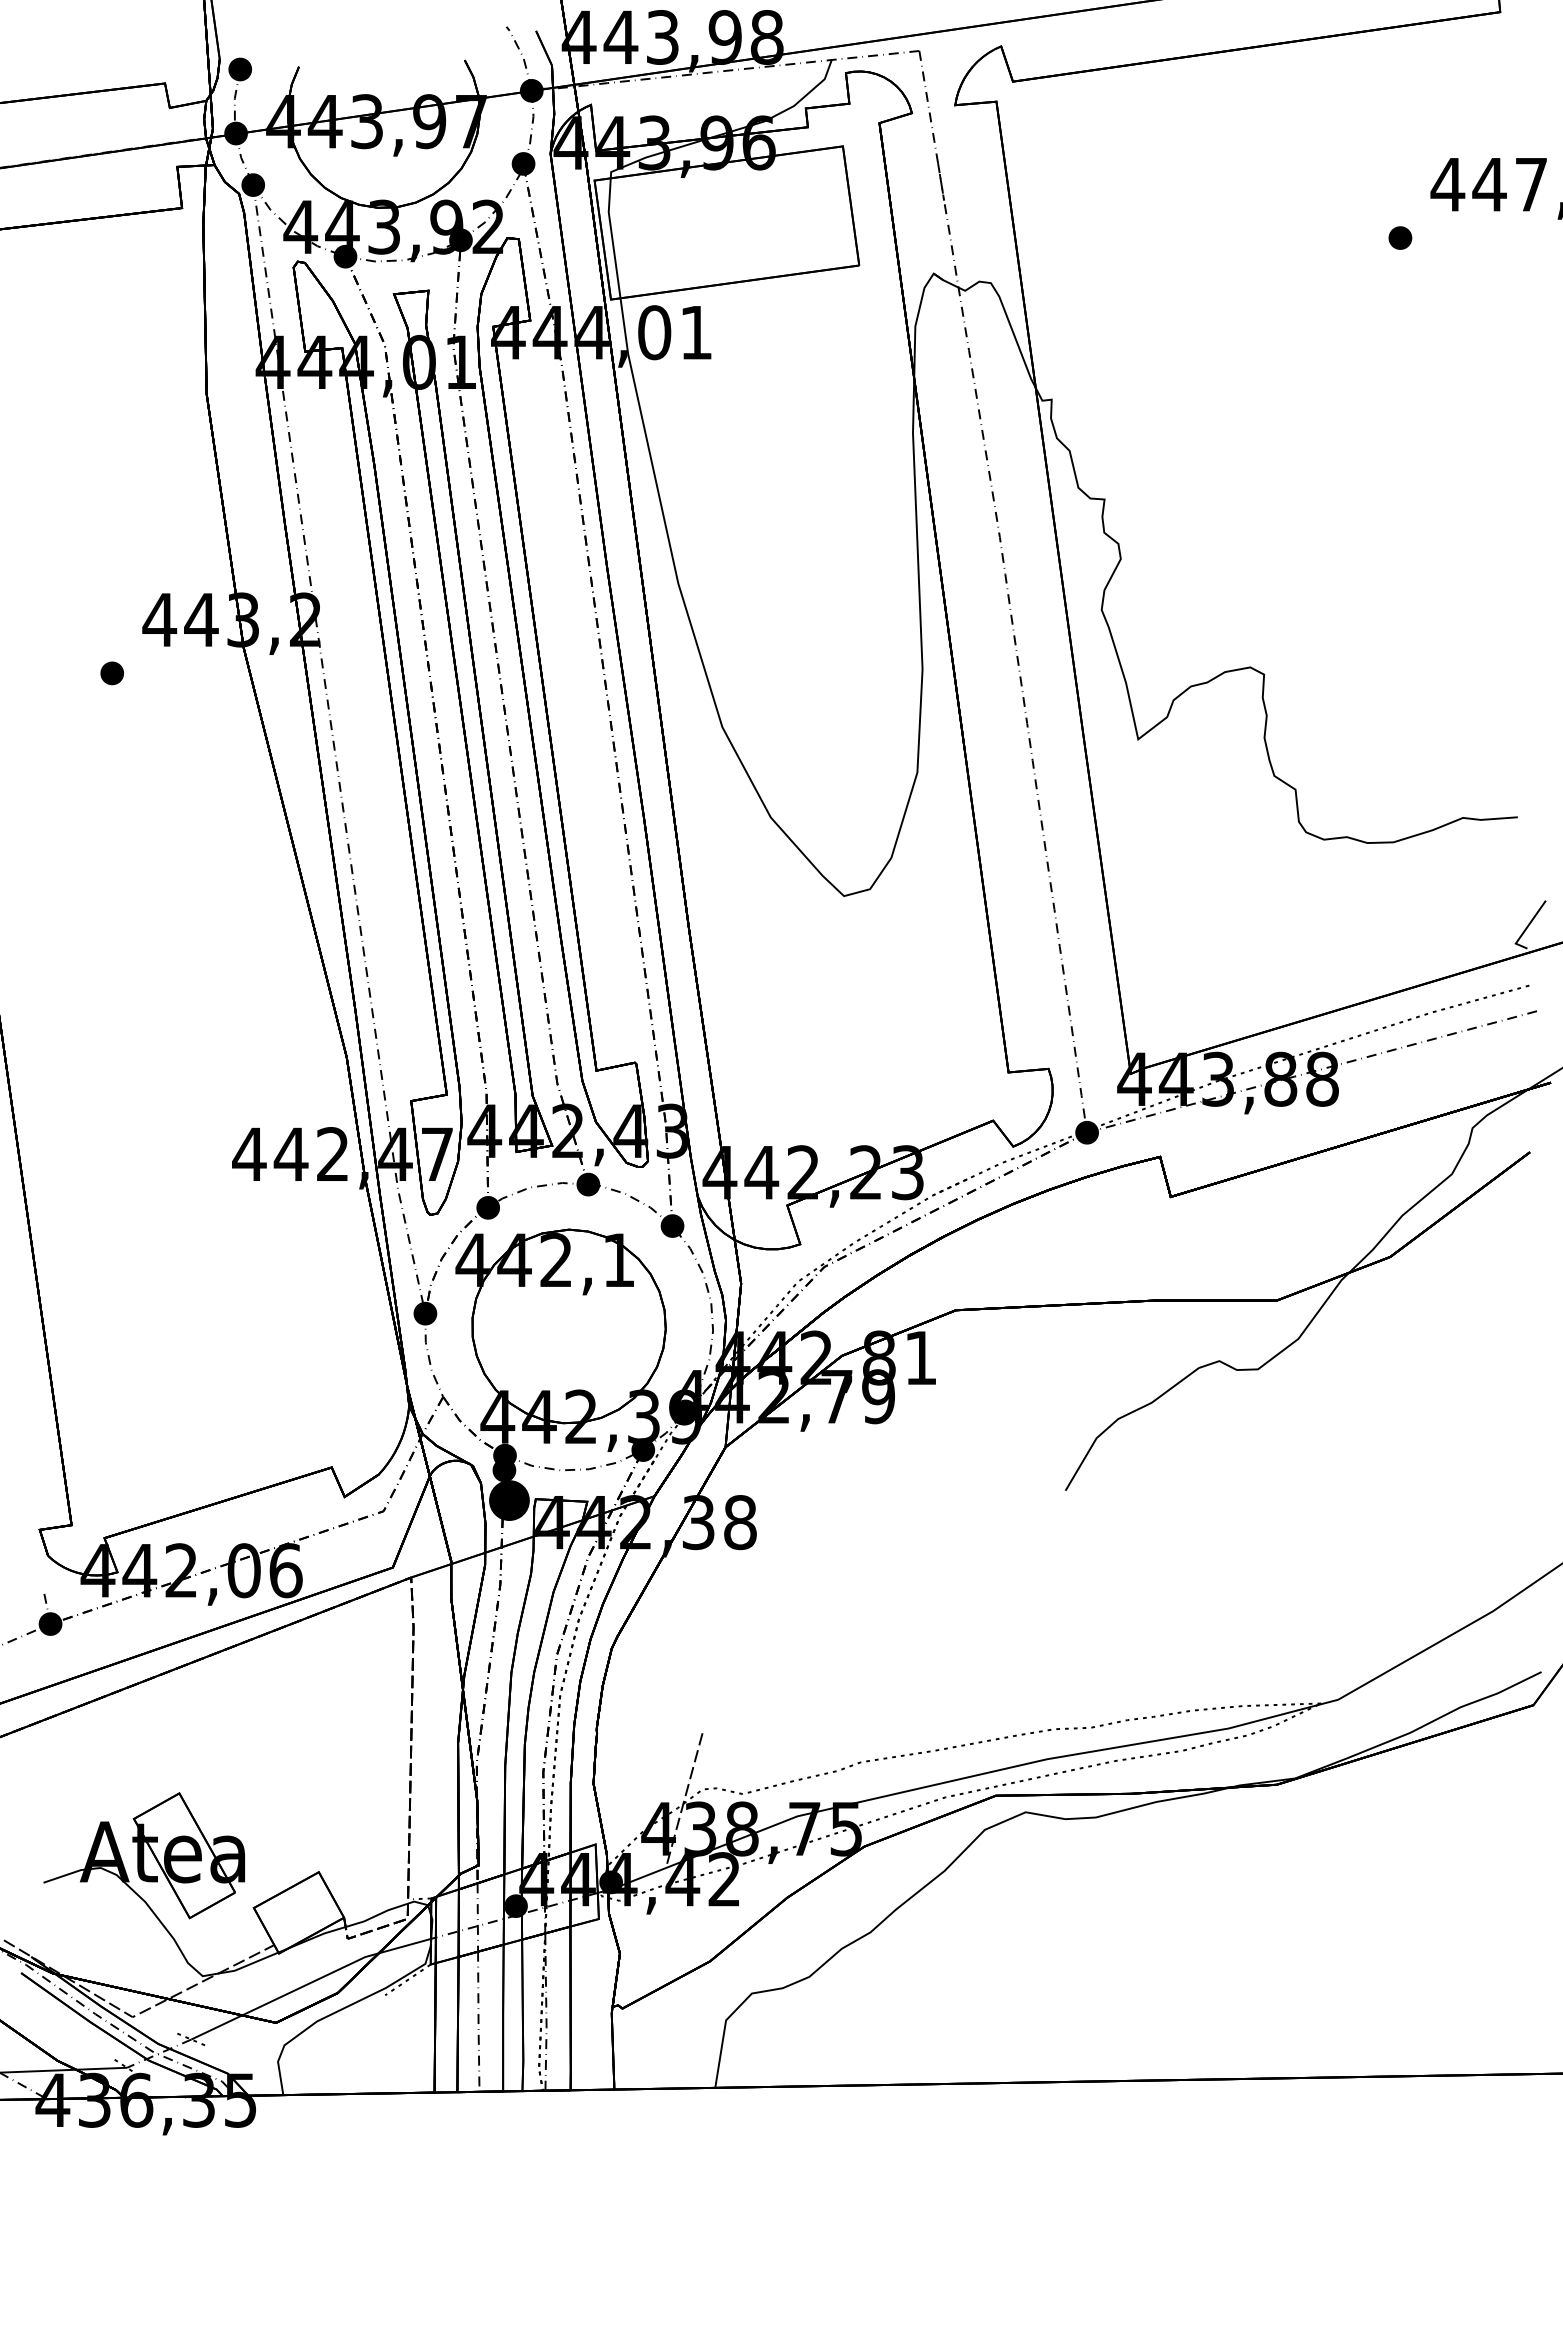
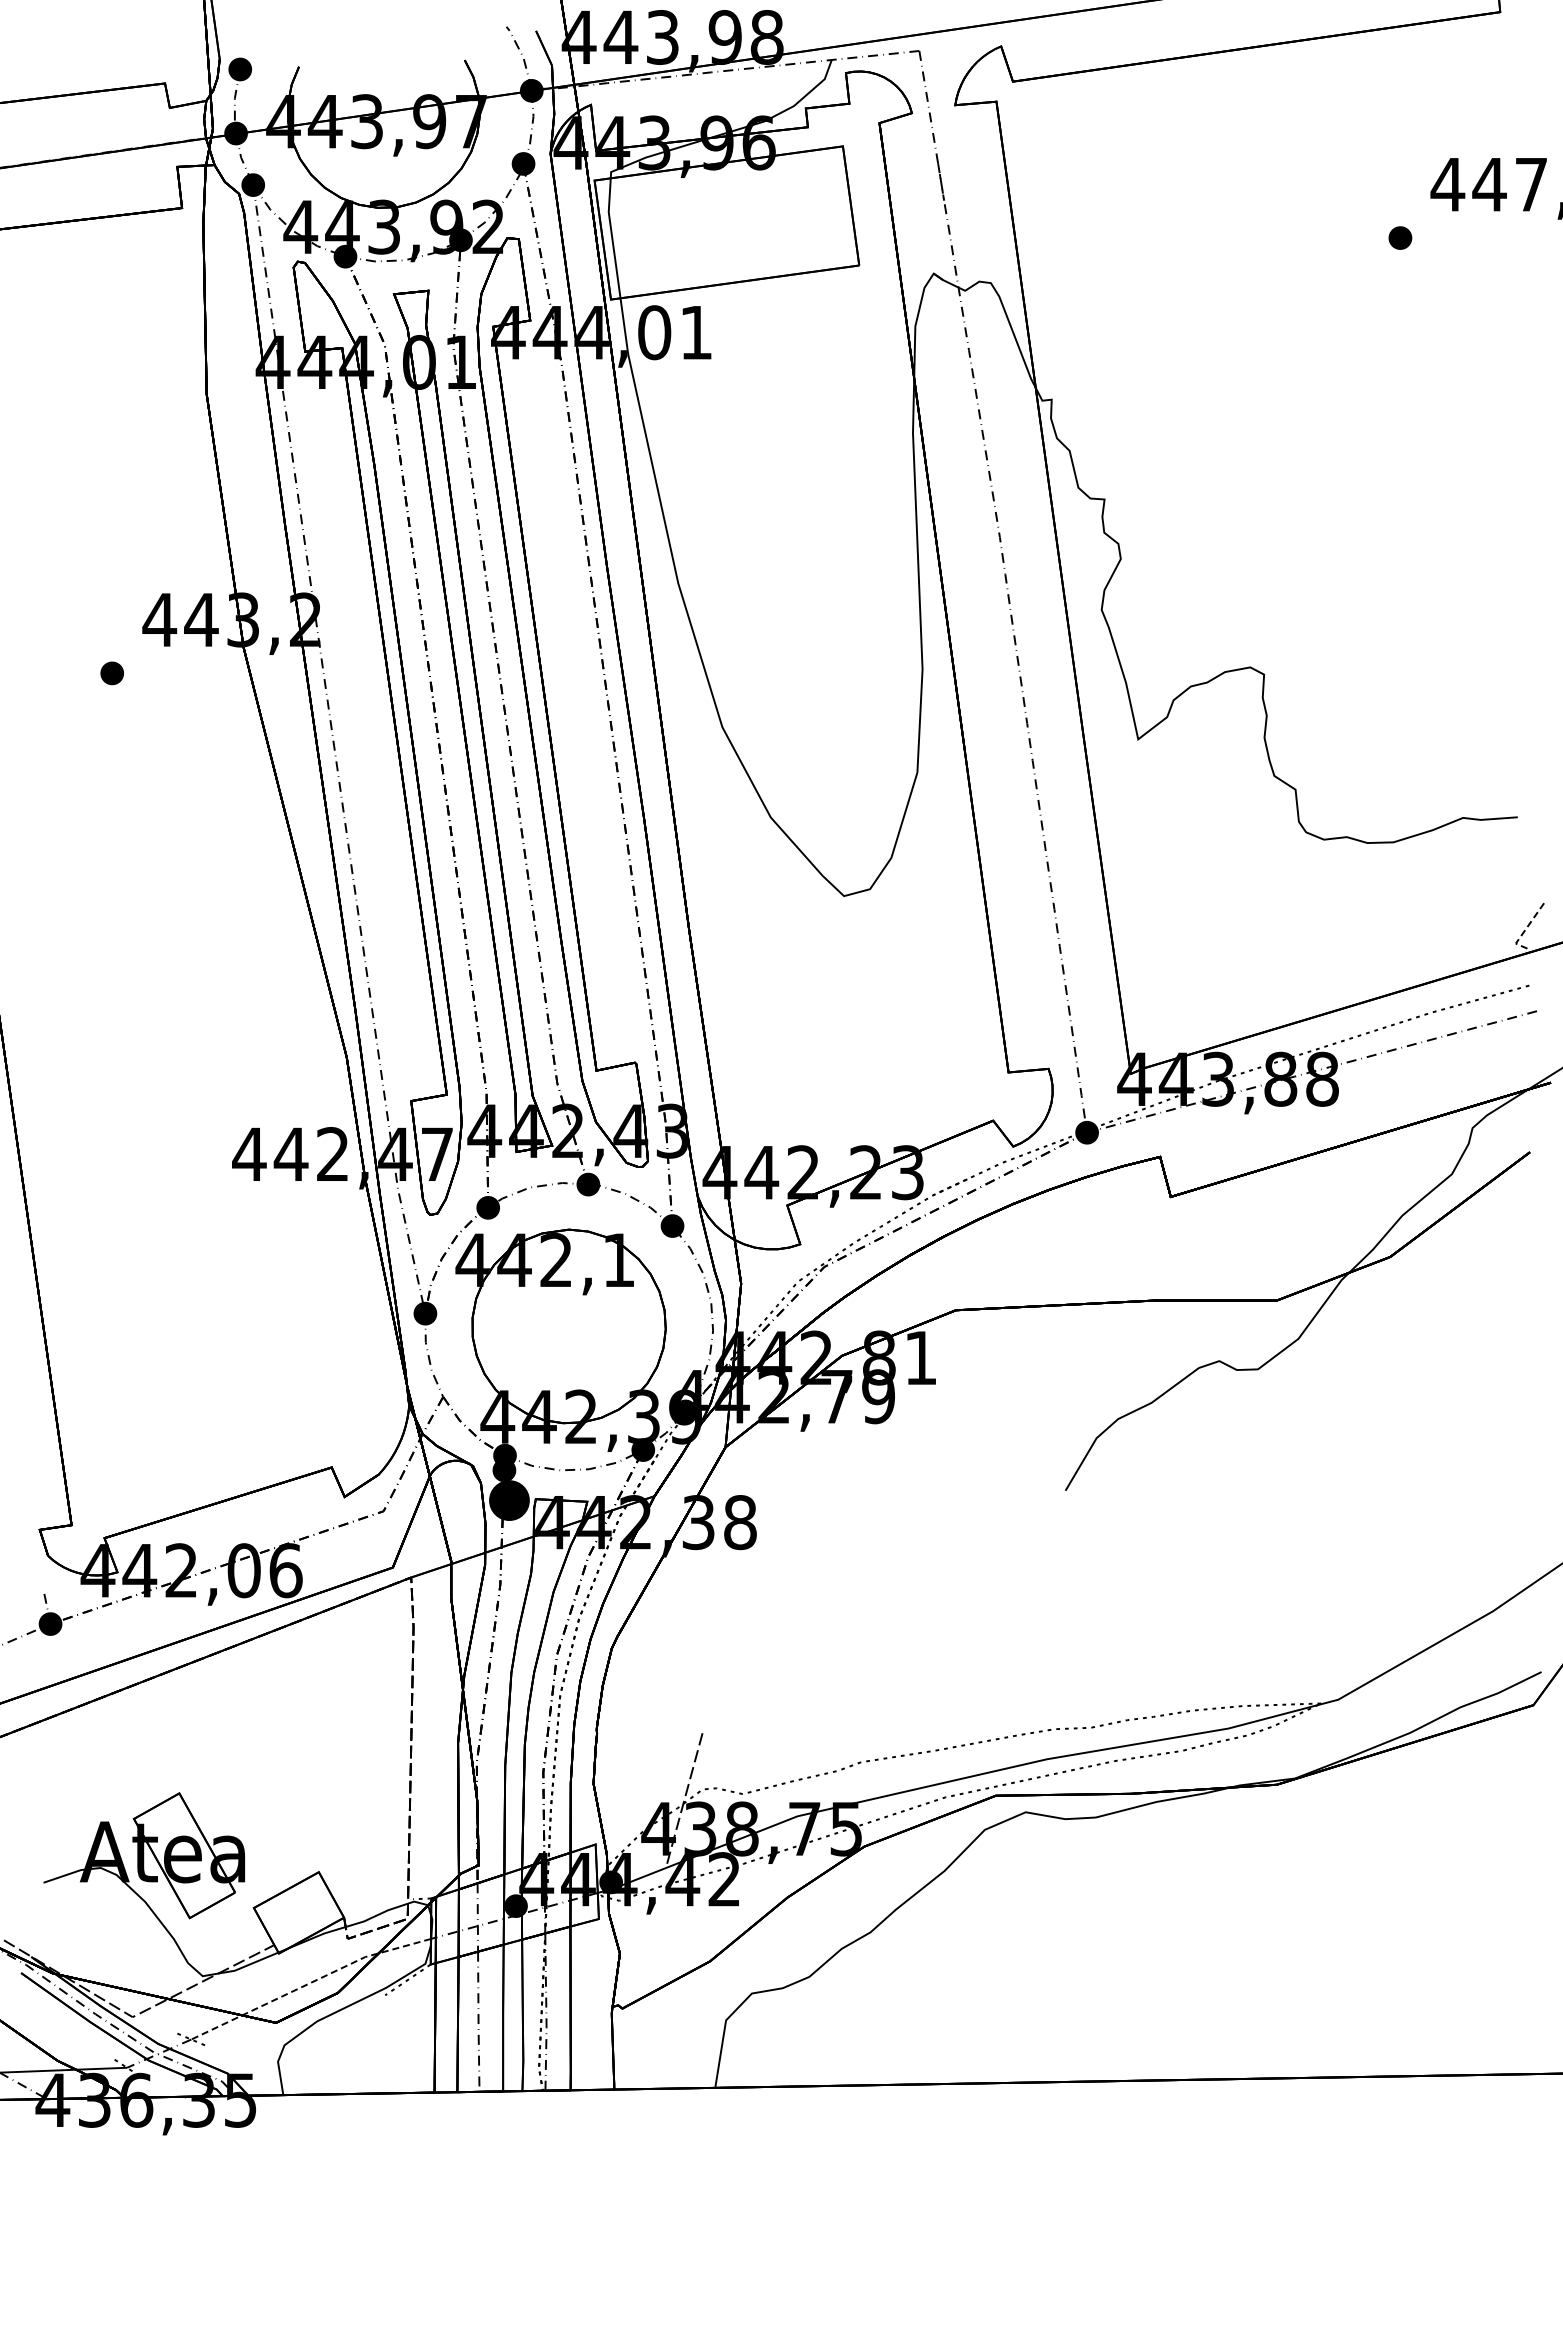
line: solid -> dashed (1527, 927)
line: solid -> dashed (309, 1983)
